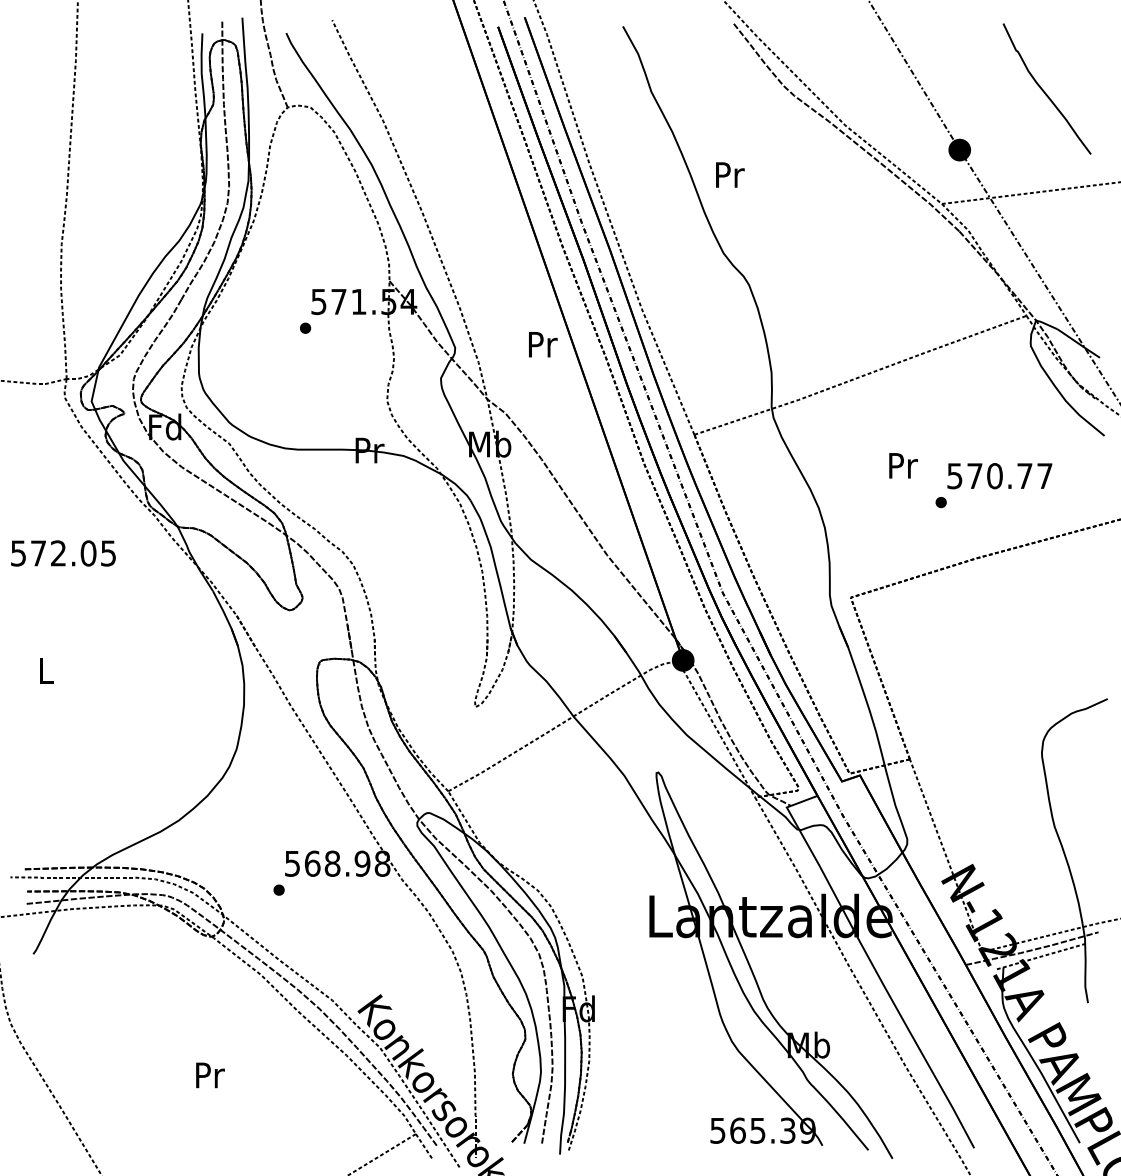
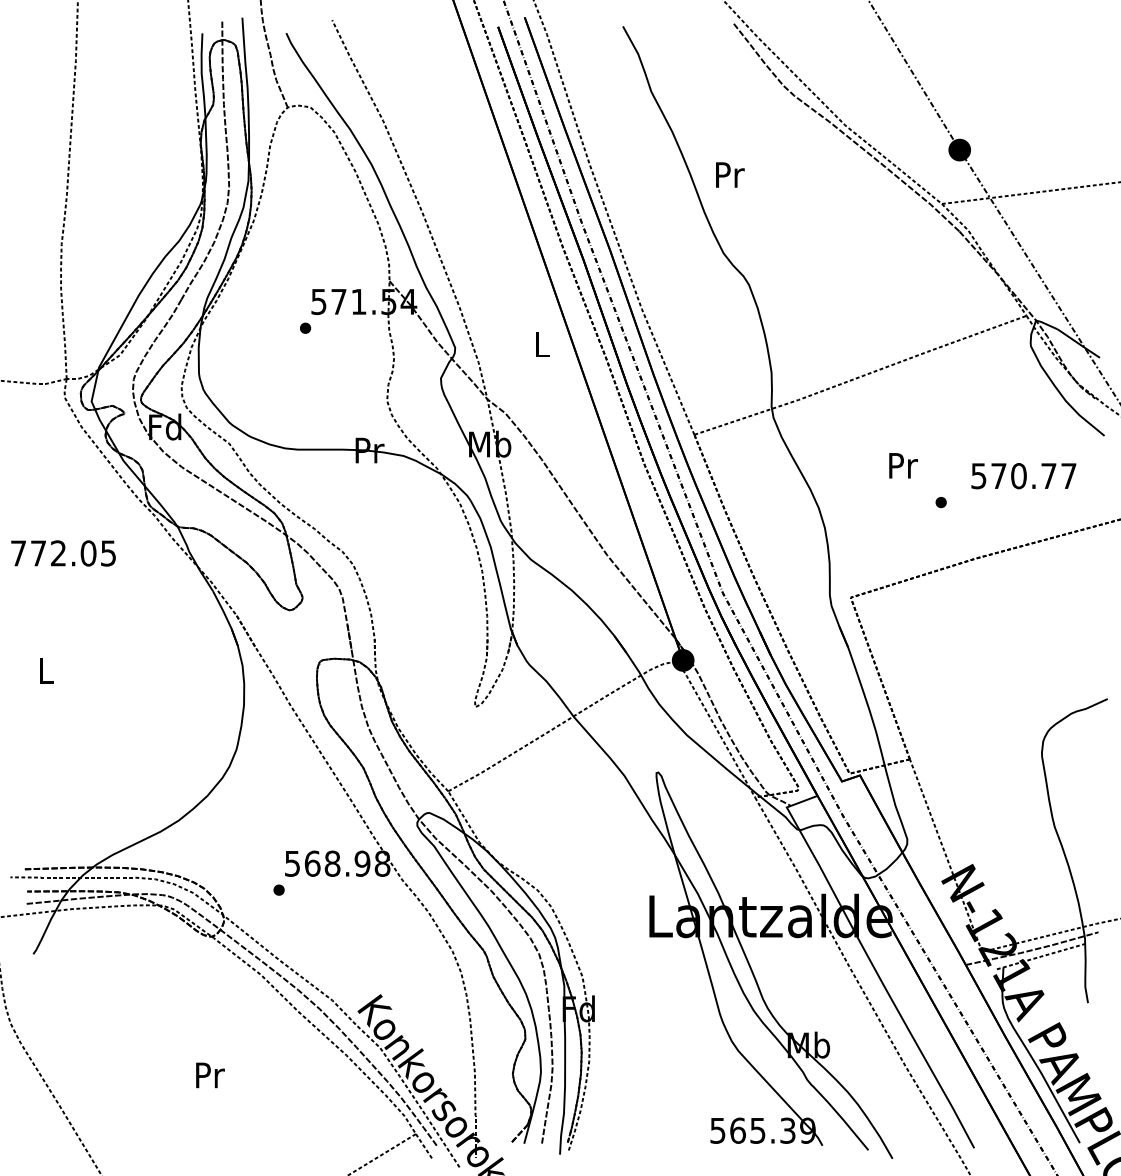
curve: present -> none (1044, 90)
text: Pr -> L (543, 344)
text position: (999, 476) -> (1023, 476) (1023, 476)
text: 572.05 -> 772.05 (18, 553)
